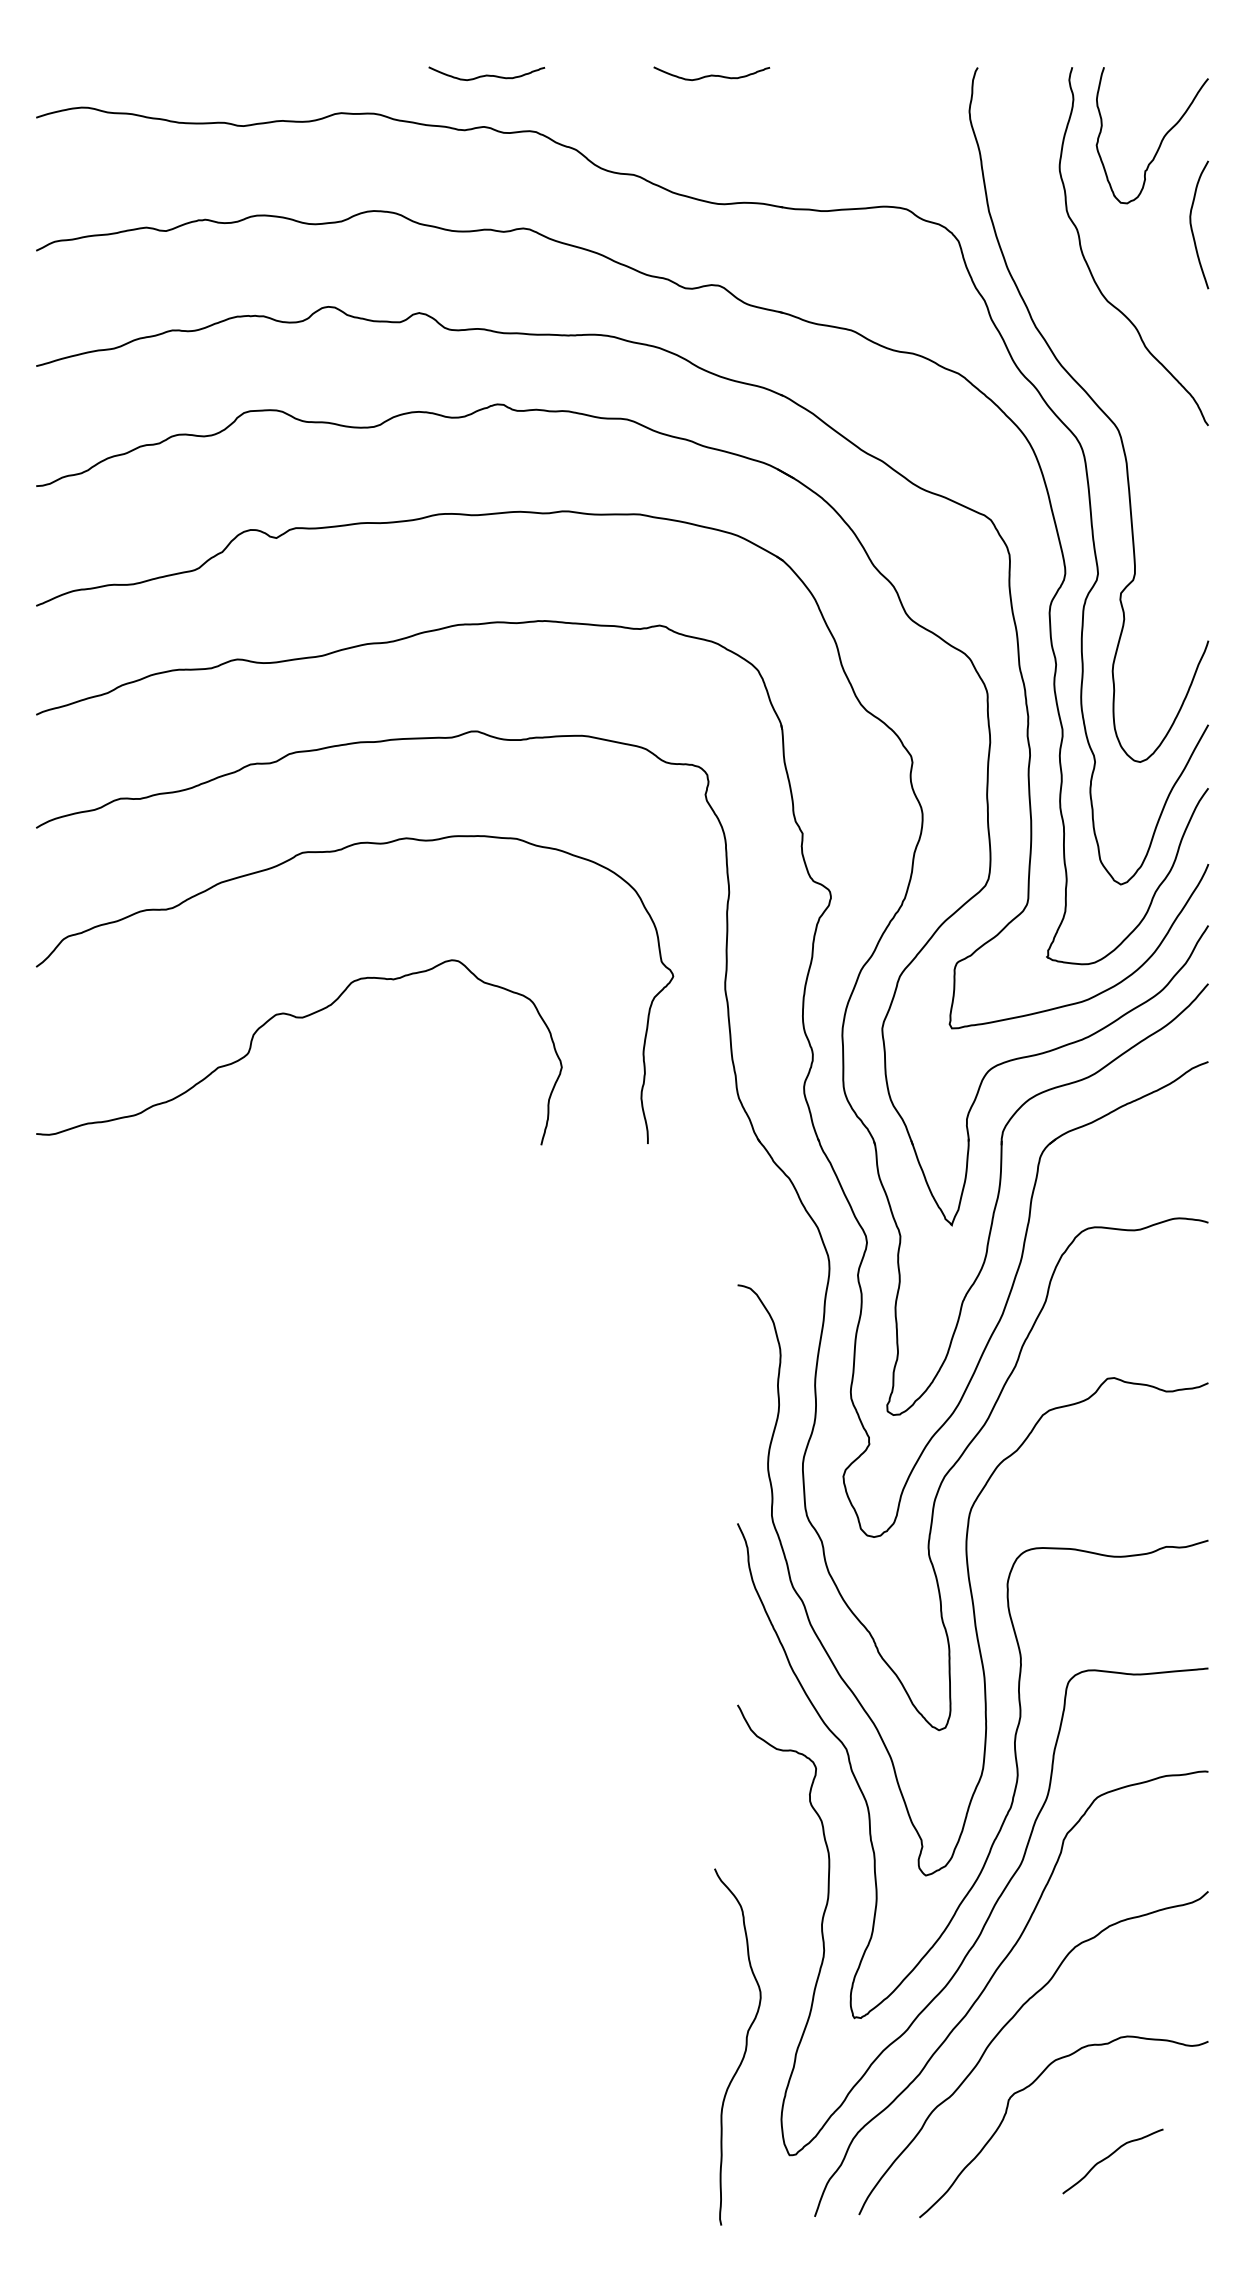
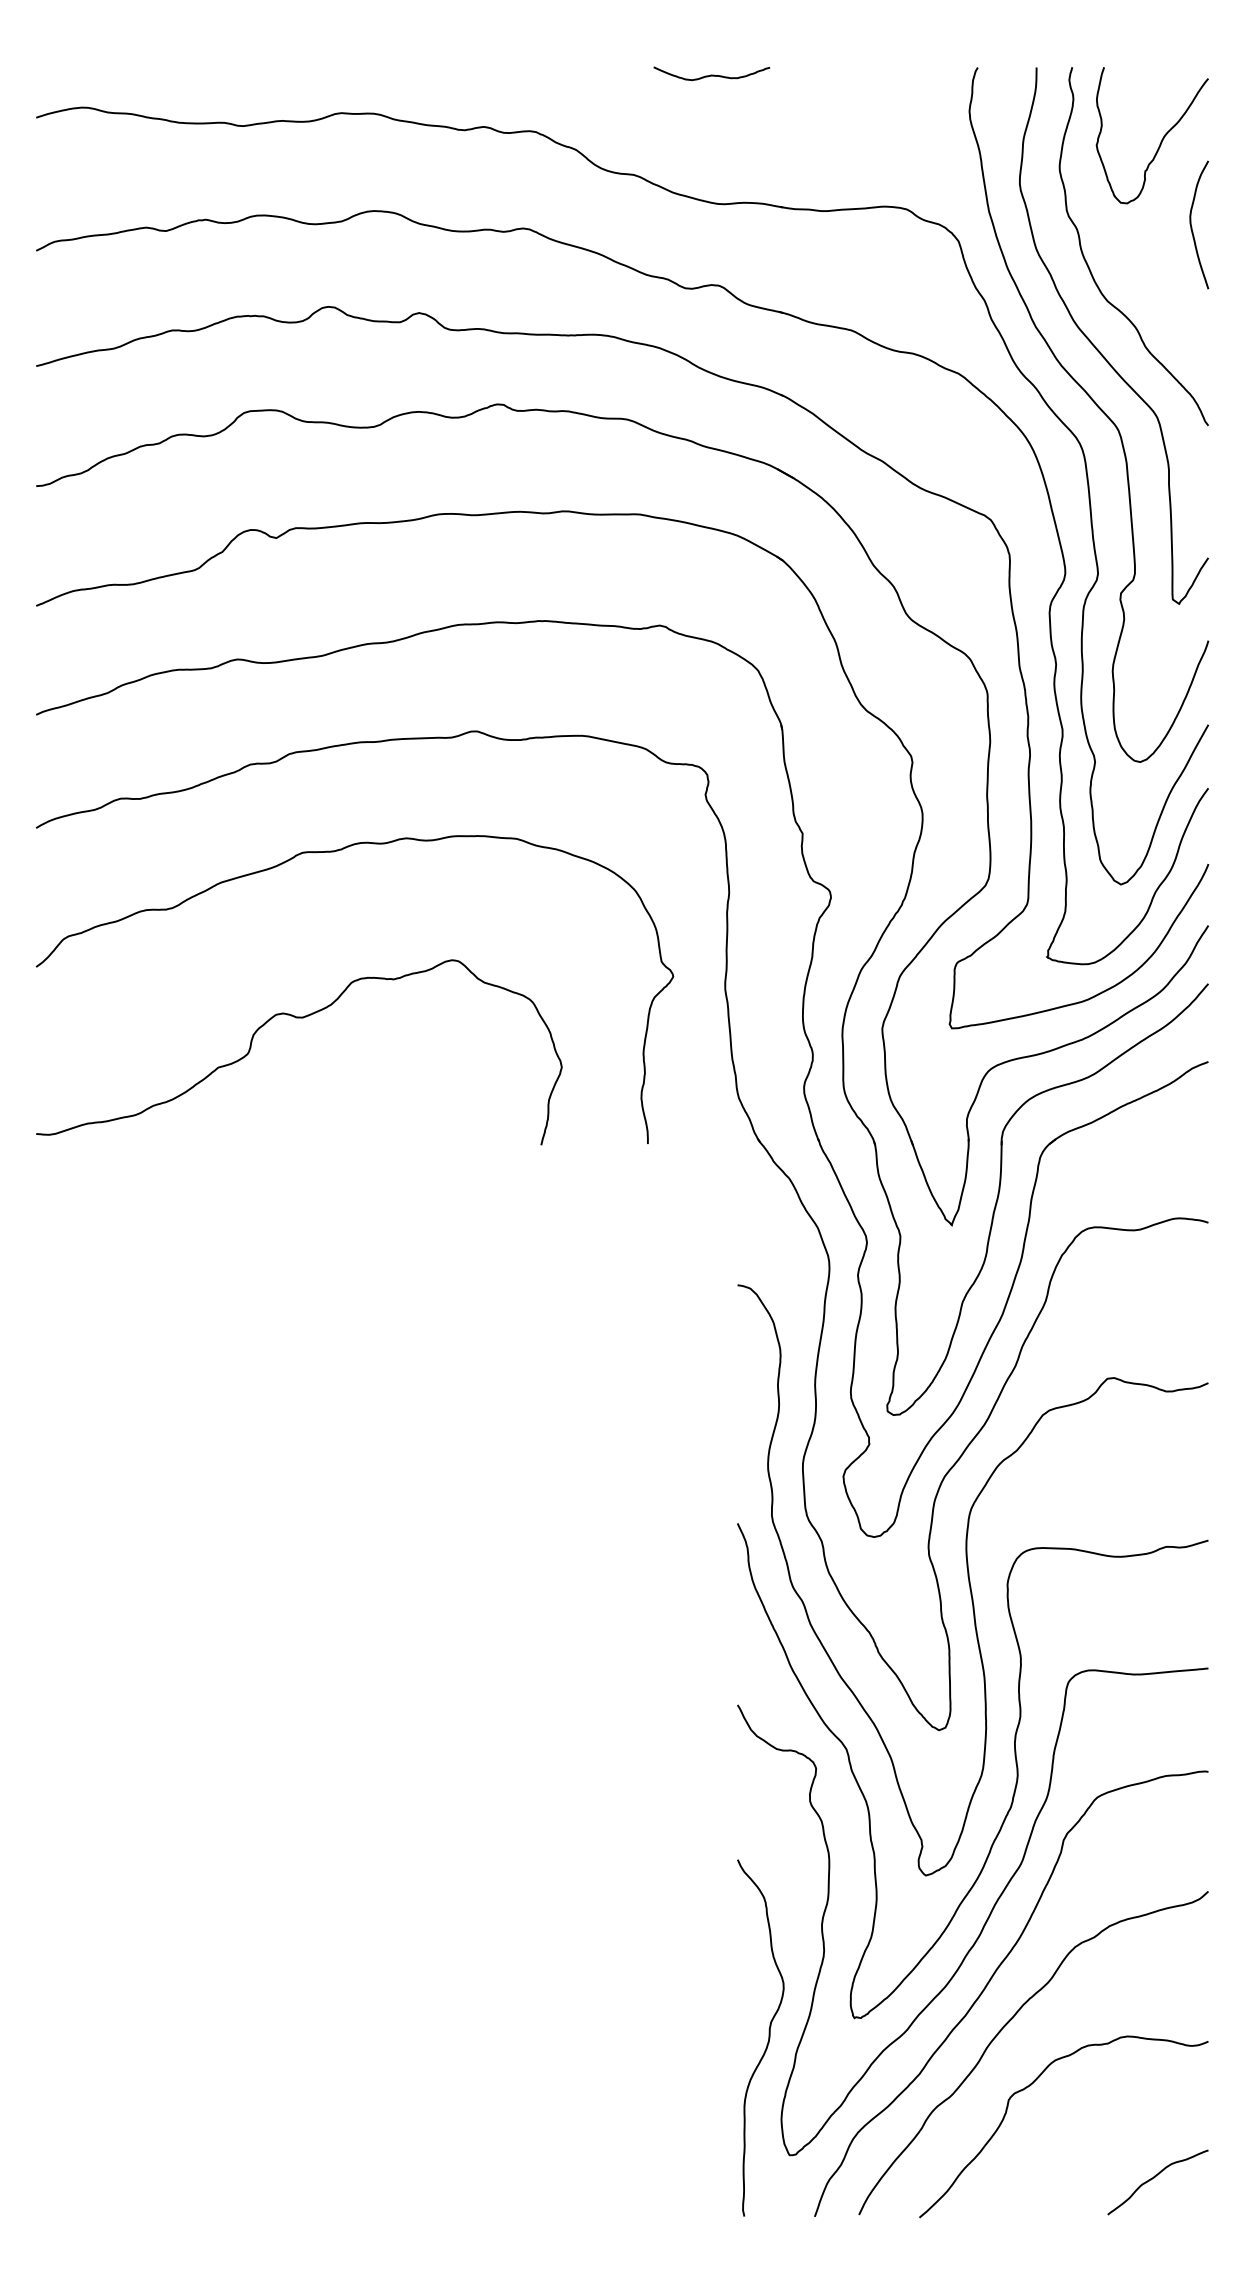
curve: present -> none (486, 74)
curve: none -> present (1099, 350)
curve position: (745, 2046) -> (768, 2037) (768, 2037)
curve position: (1109, 2157) -> (1154, 2178) (1154, 2178)
